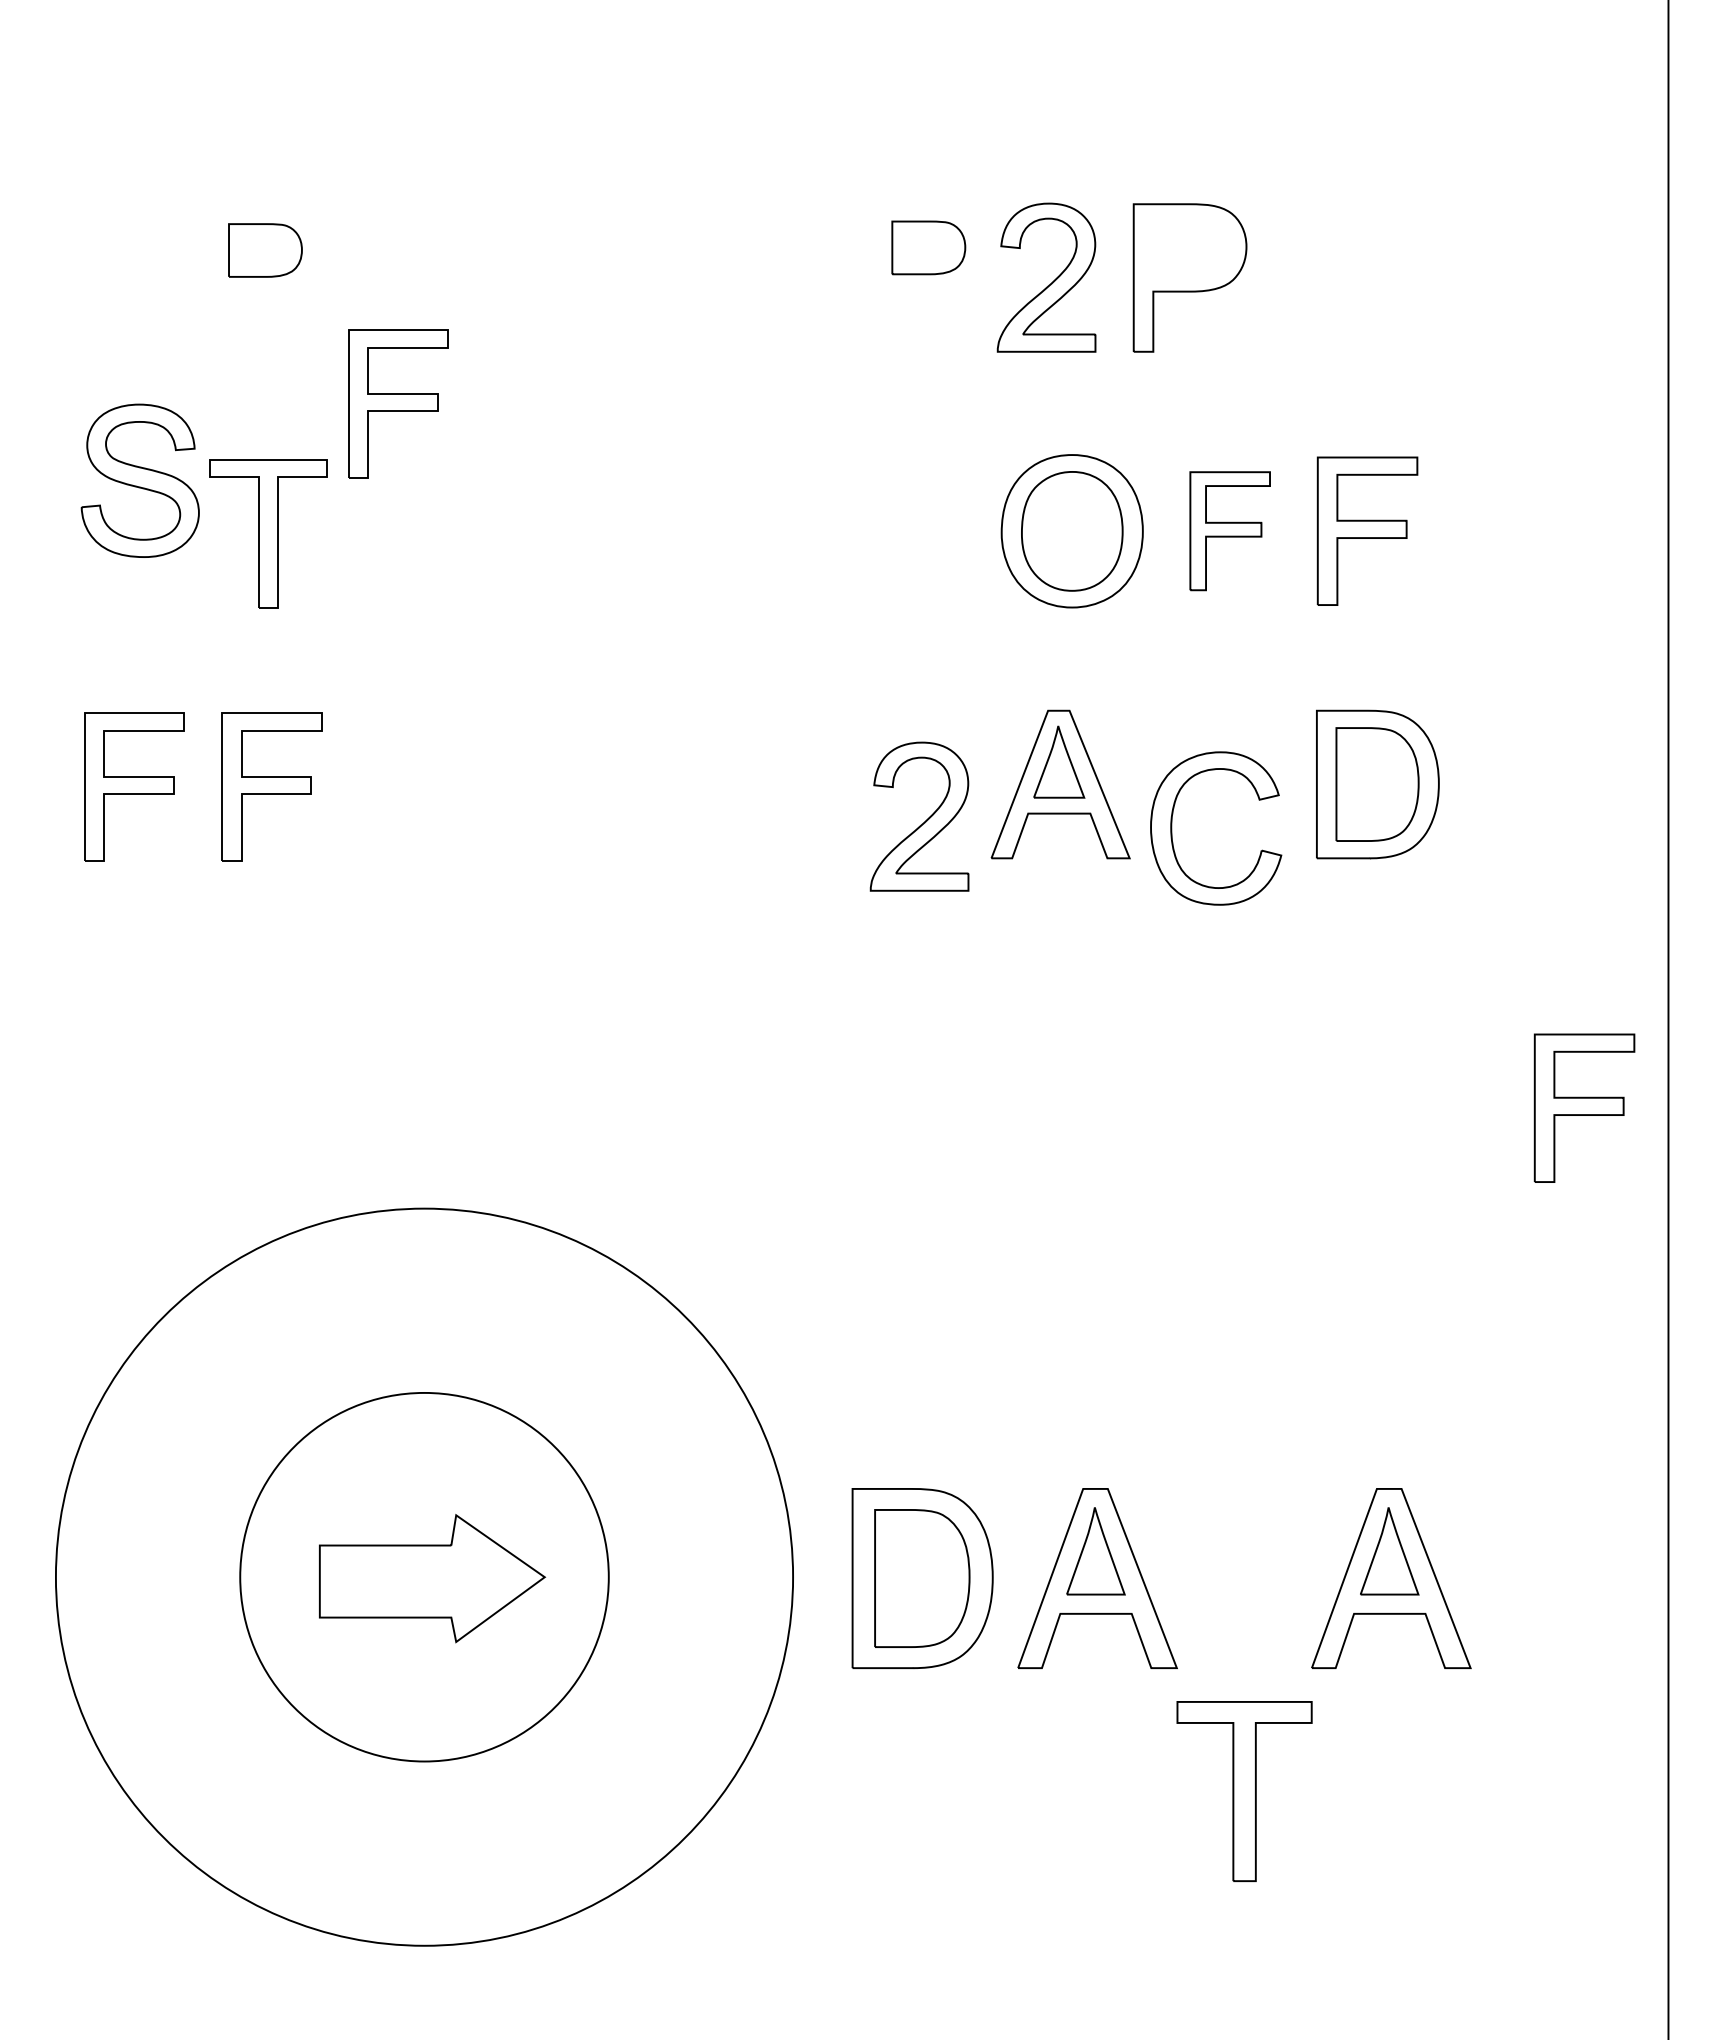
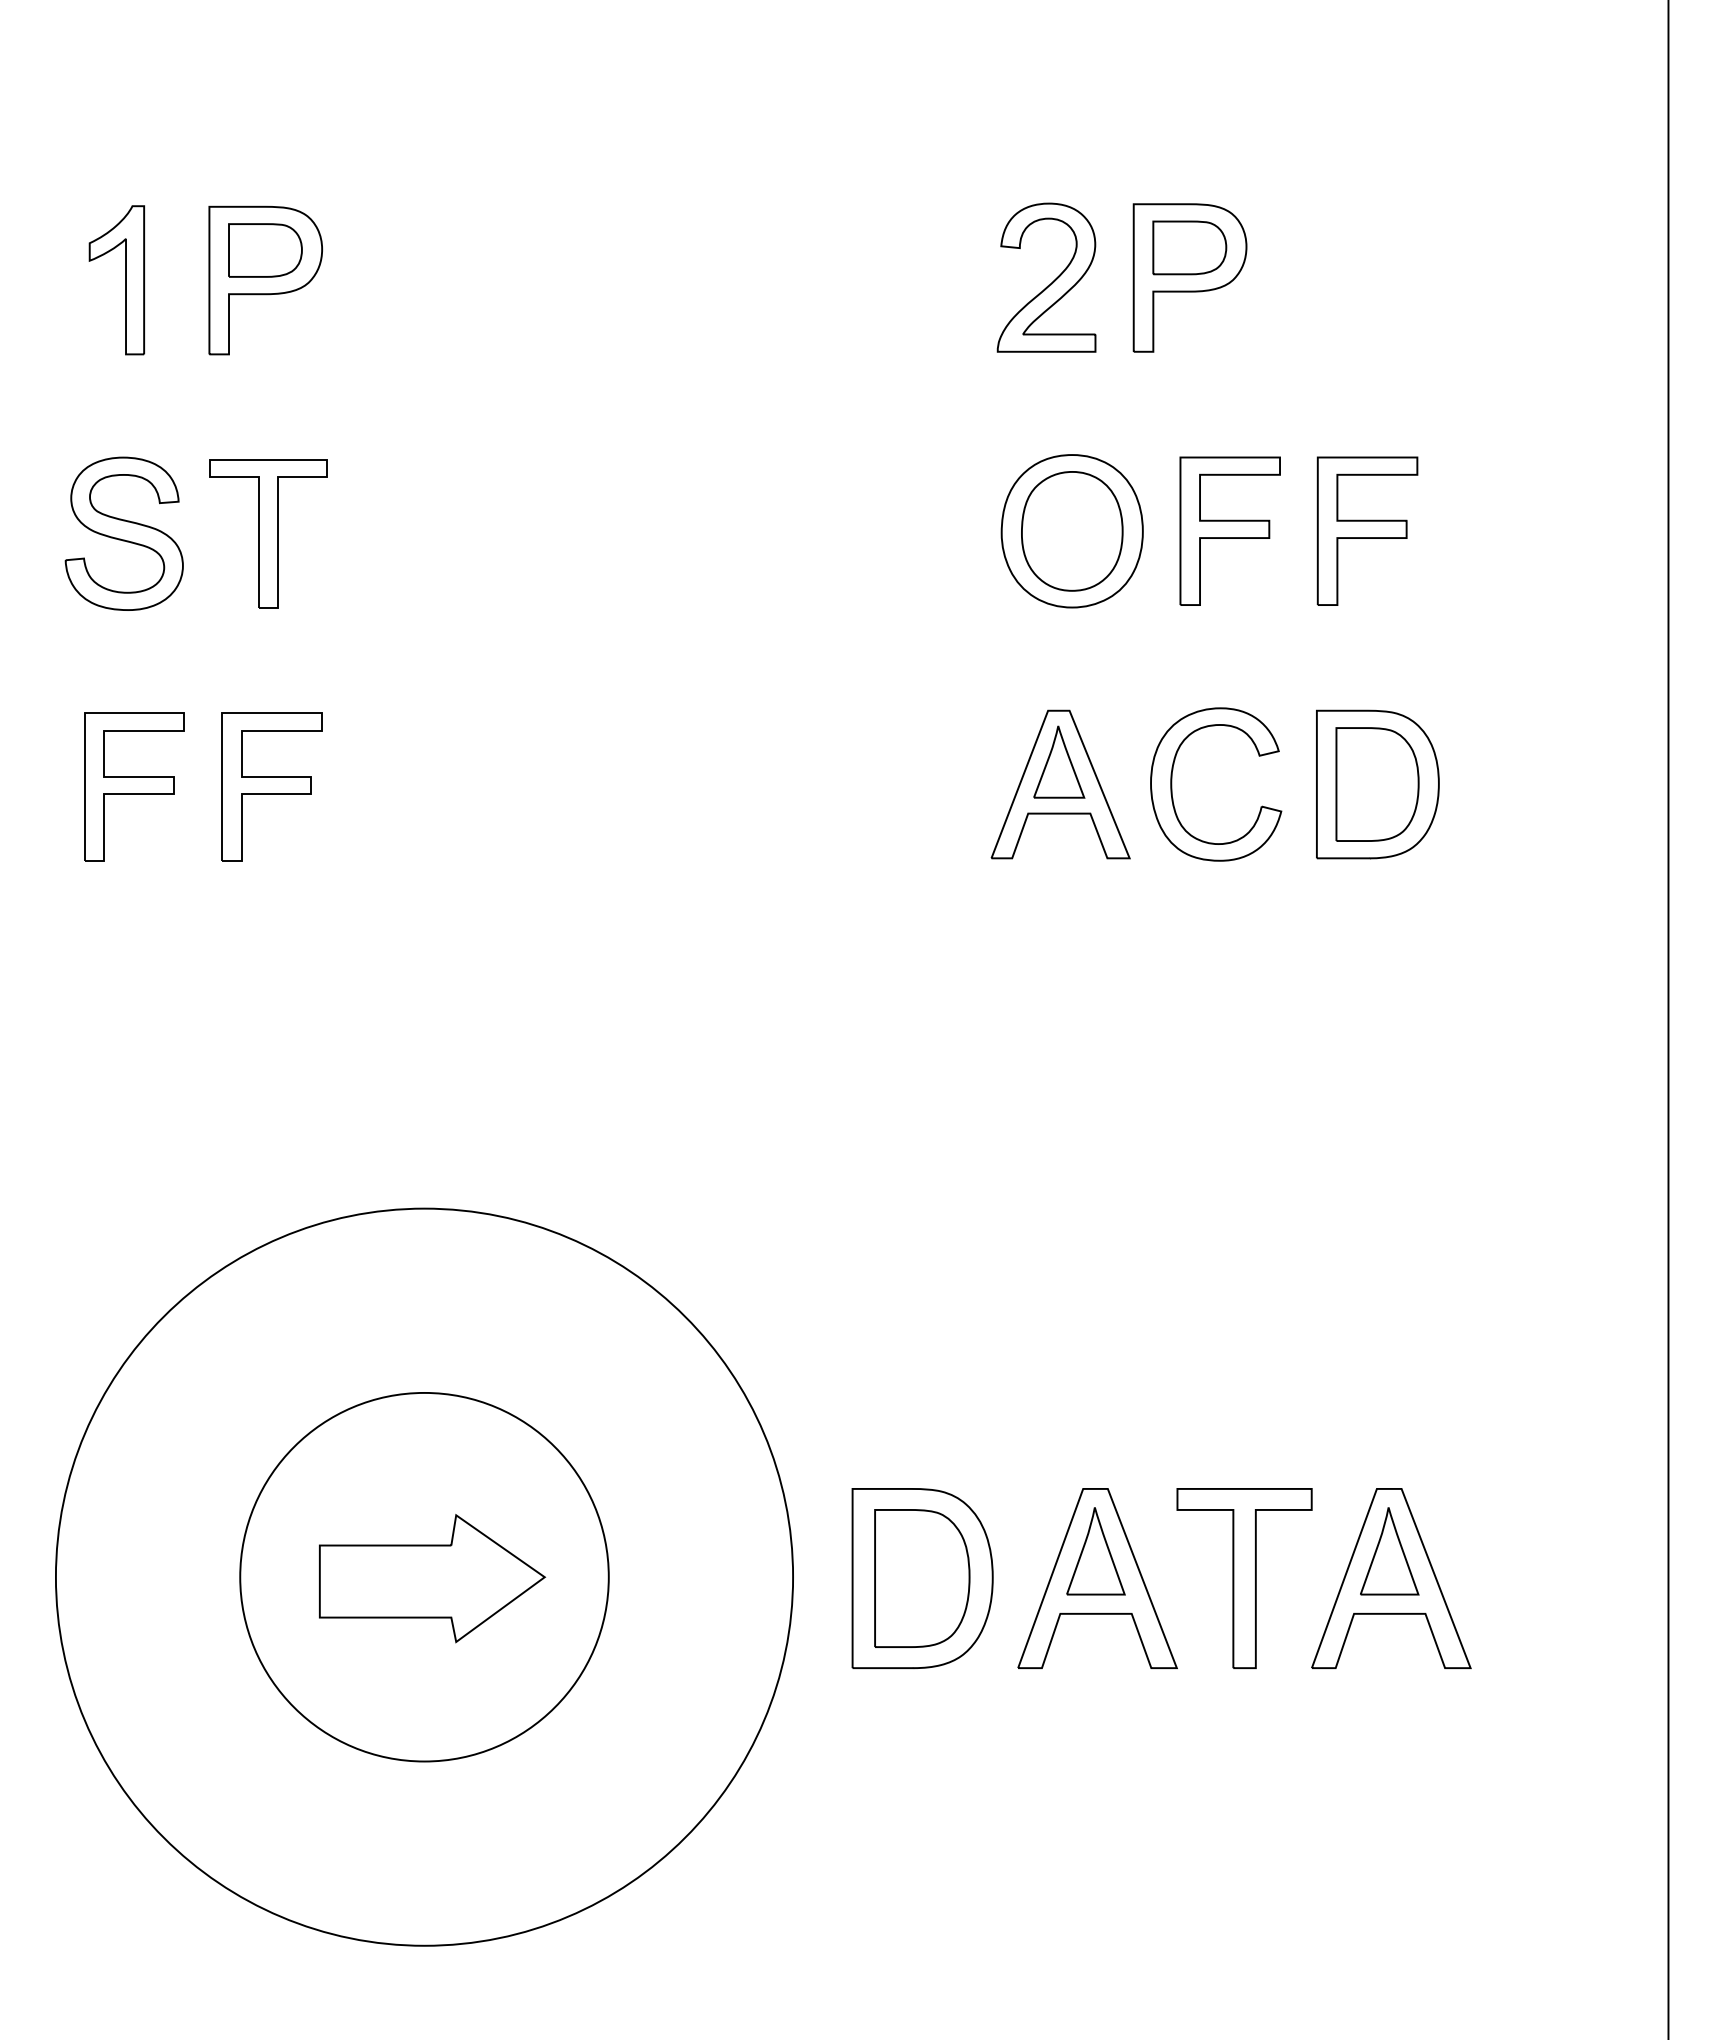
part position: (928, 247) -> (1189, 247) (1189, 247)
part: none -> present (125, 280)
part: none -> present (265, 280)
part: present -> none (398, 403)
part position: (139, 480) -> (123, 533) (123, 533)
part size: 82x121 px -> 102x150 px (1229, 530)
part: present -> none (924, 821)
part position: (1172, 828) -> (1172, 784) (1172, 784)
part: present -> none (1584, 1107)
part position: (1244, 1791) -> (1244, 1578) (1244, 1578)
